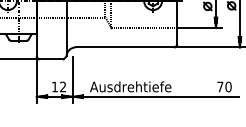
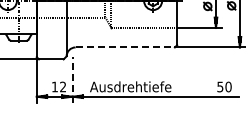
line: solid -> dashed (125, 47)
line: solid -> dashed (72, 79)
text: 70 -> 50 (220, 87)
